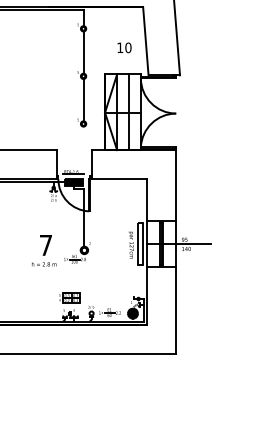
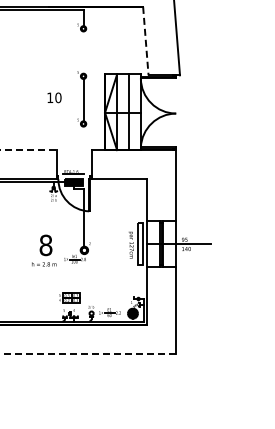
line: solid -> dashed (145, 41)
text position: (124, 47) -> (54, 97) (54, 97)
line: present -> none (83, 52)
line: solid -> dashed (28, 150)
text: 7 -> 8 (45, 245)
line: solid -> dashed (88, 353)
